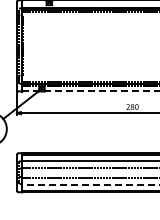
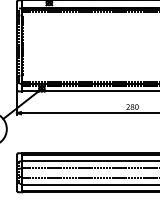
line: dashed -> solid (91, 91)
line: dashed -> solid (91, 184)
